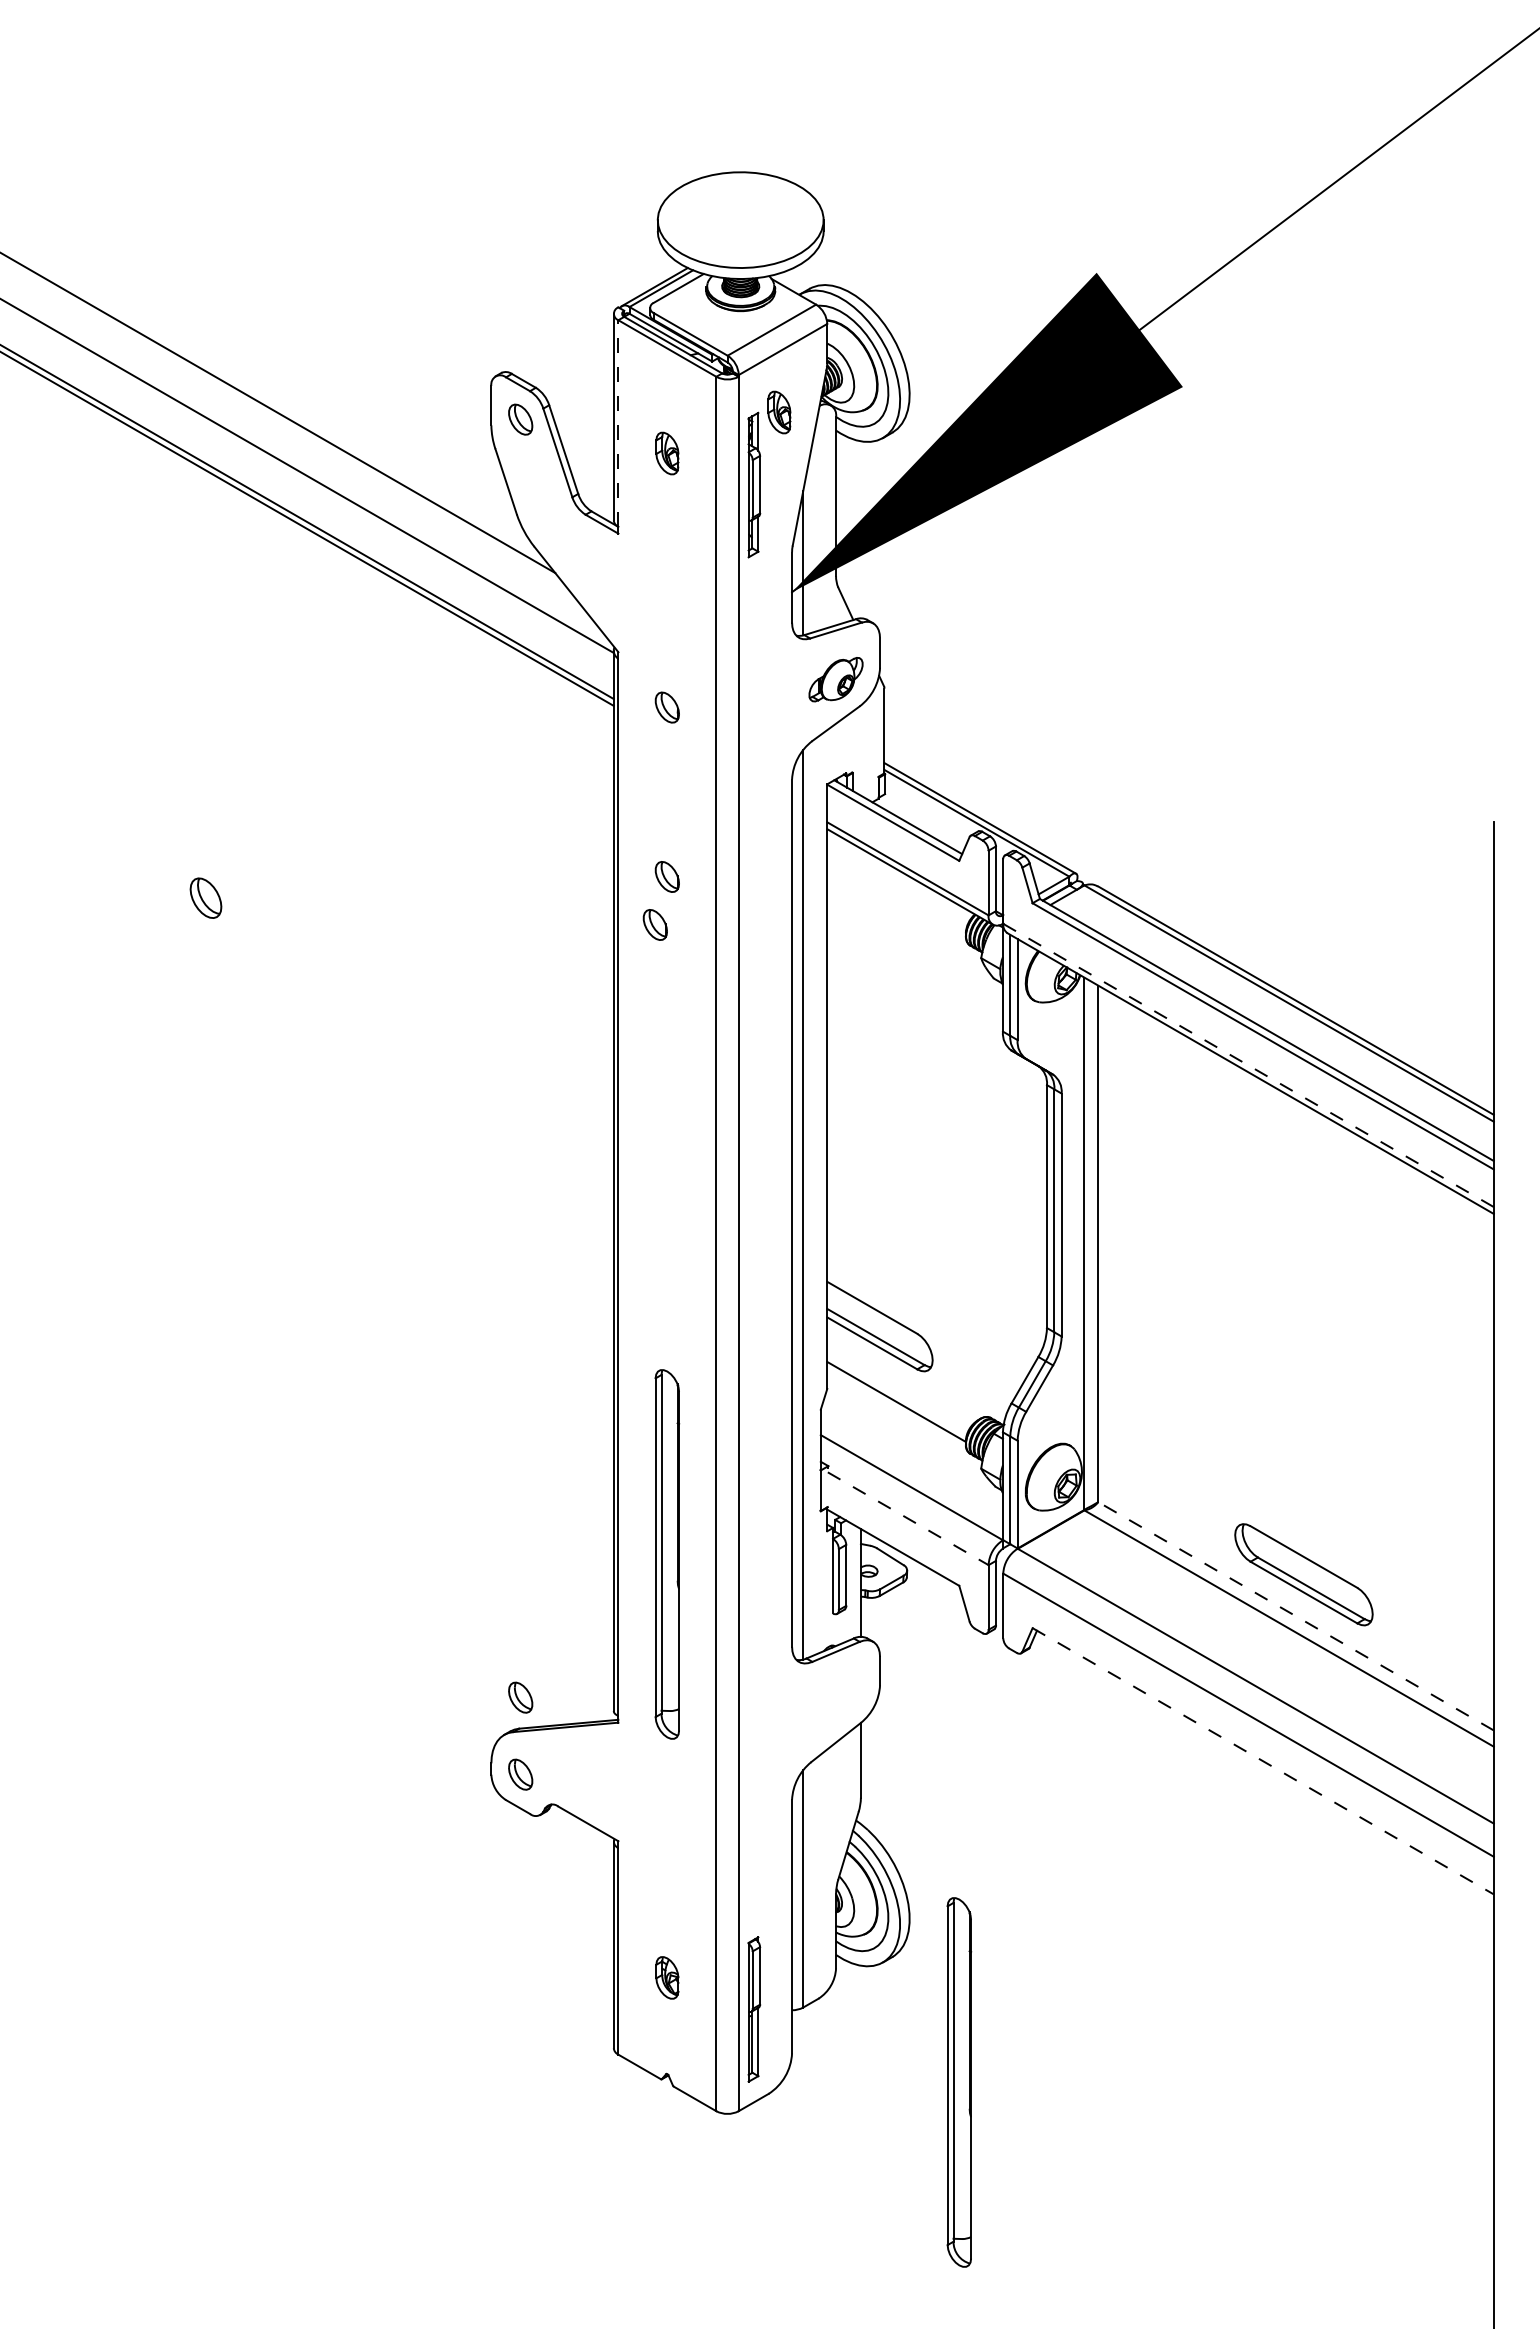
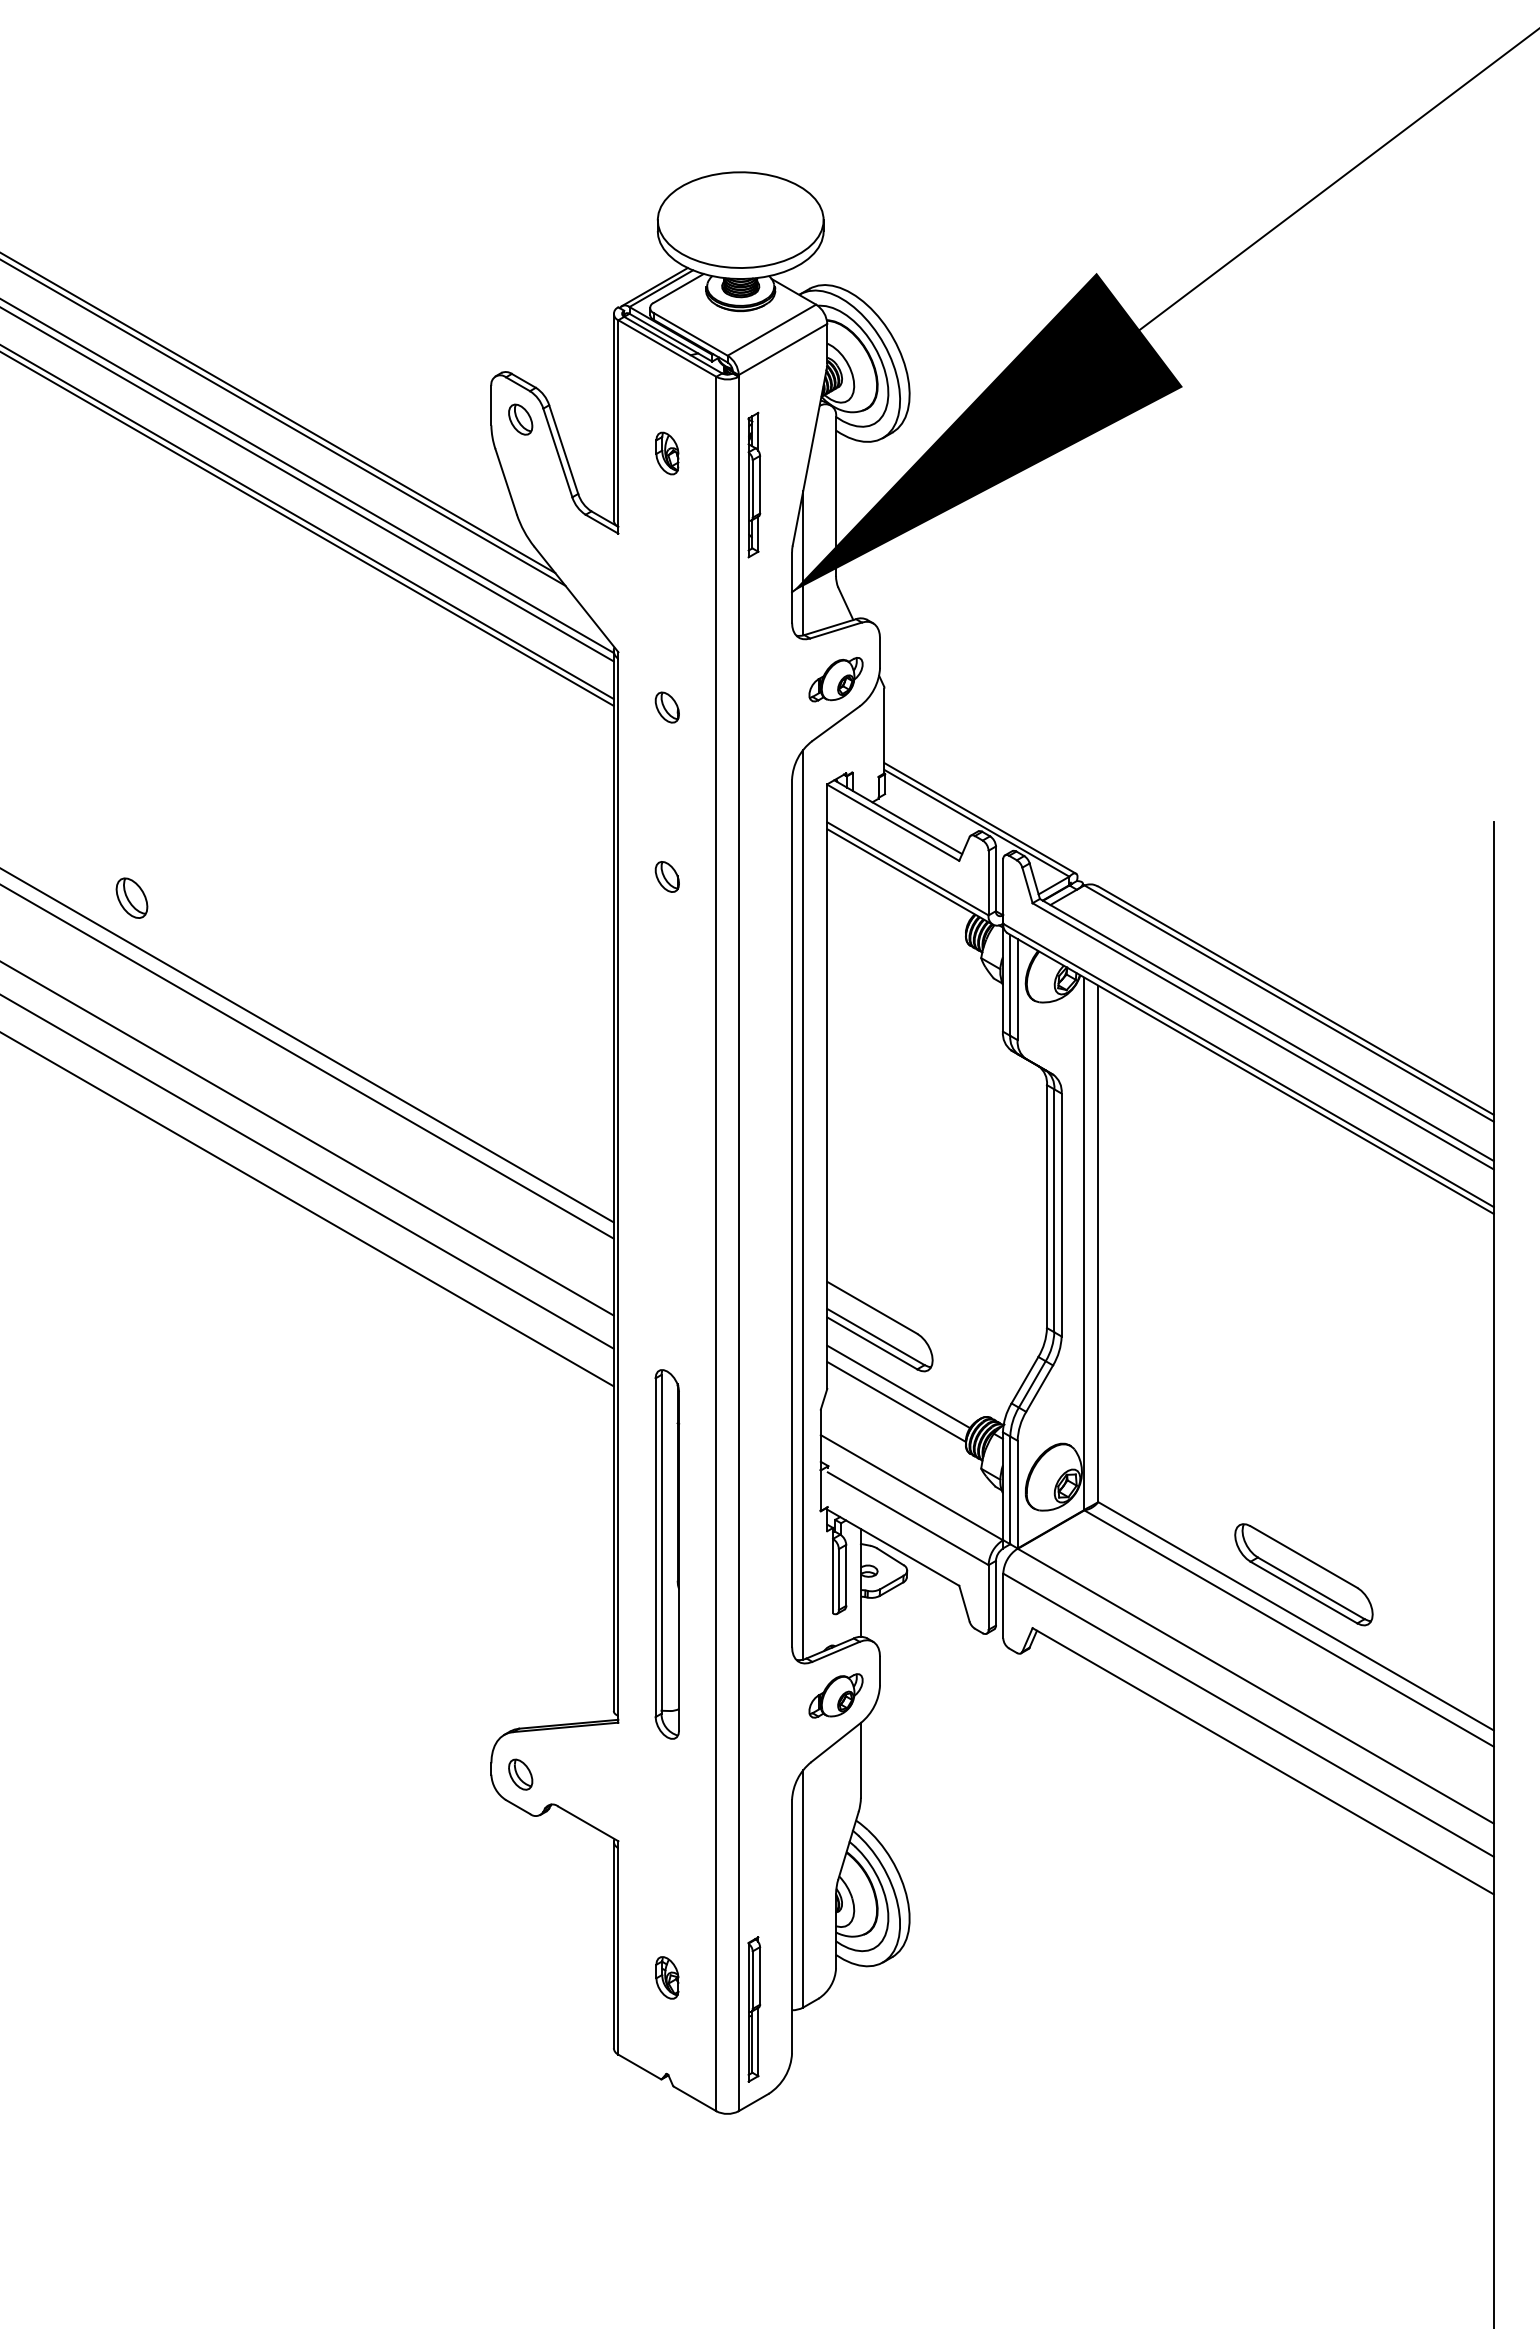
part: present -> none (779, 412)
line: none -> present (283, 422)
line: dashed -> solid (618, 423)
line: none -> present (307, 484)
part position: (205, 897) -> (131, 897) (131, 897)
part: present -> none (654, 924)
line: none -> present (307, 1045)
line: none -> present (307, 1061)
line: dashed -> solid (1248, 1065)
line: none -> present (307, 1138)
line: none -> present (307, 1171)
line: none -> present (307, 1209)
line: none -> present (898, 1386)
line: dashed -> solid (908, 1518)
line: dashed -> solid (1295, 1616)
part: none -> present (835, 1695)
part: present -> none (520, 1697)
line: dashed -> solid (1263, 1761)
part: present -> none (959, 2082)
